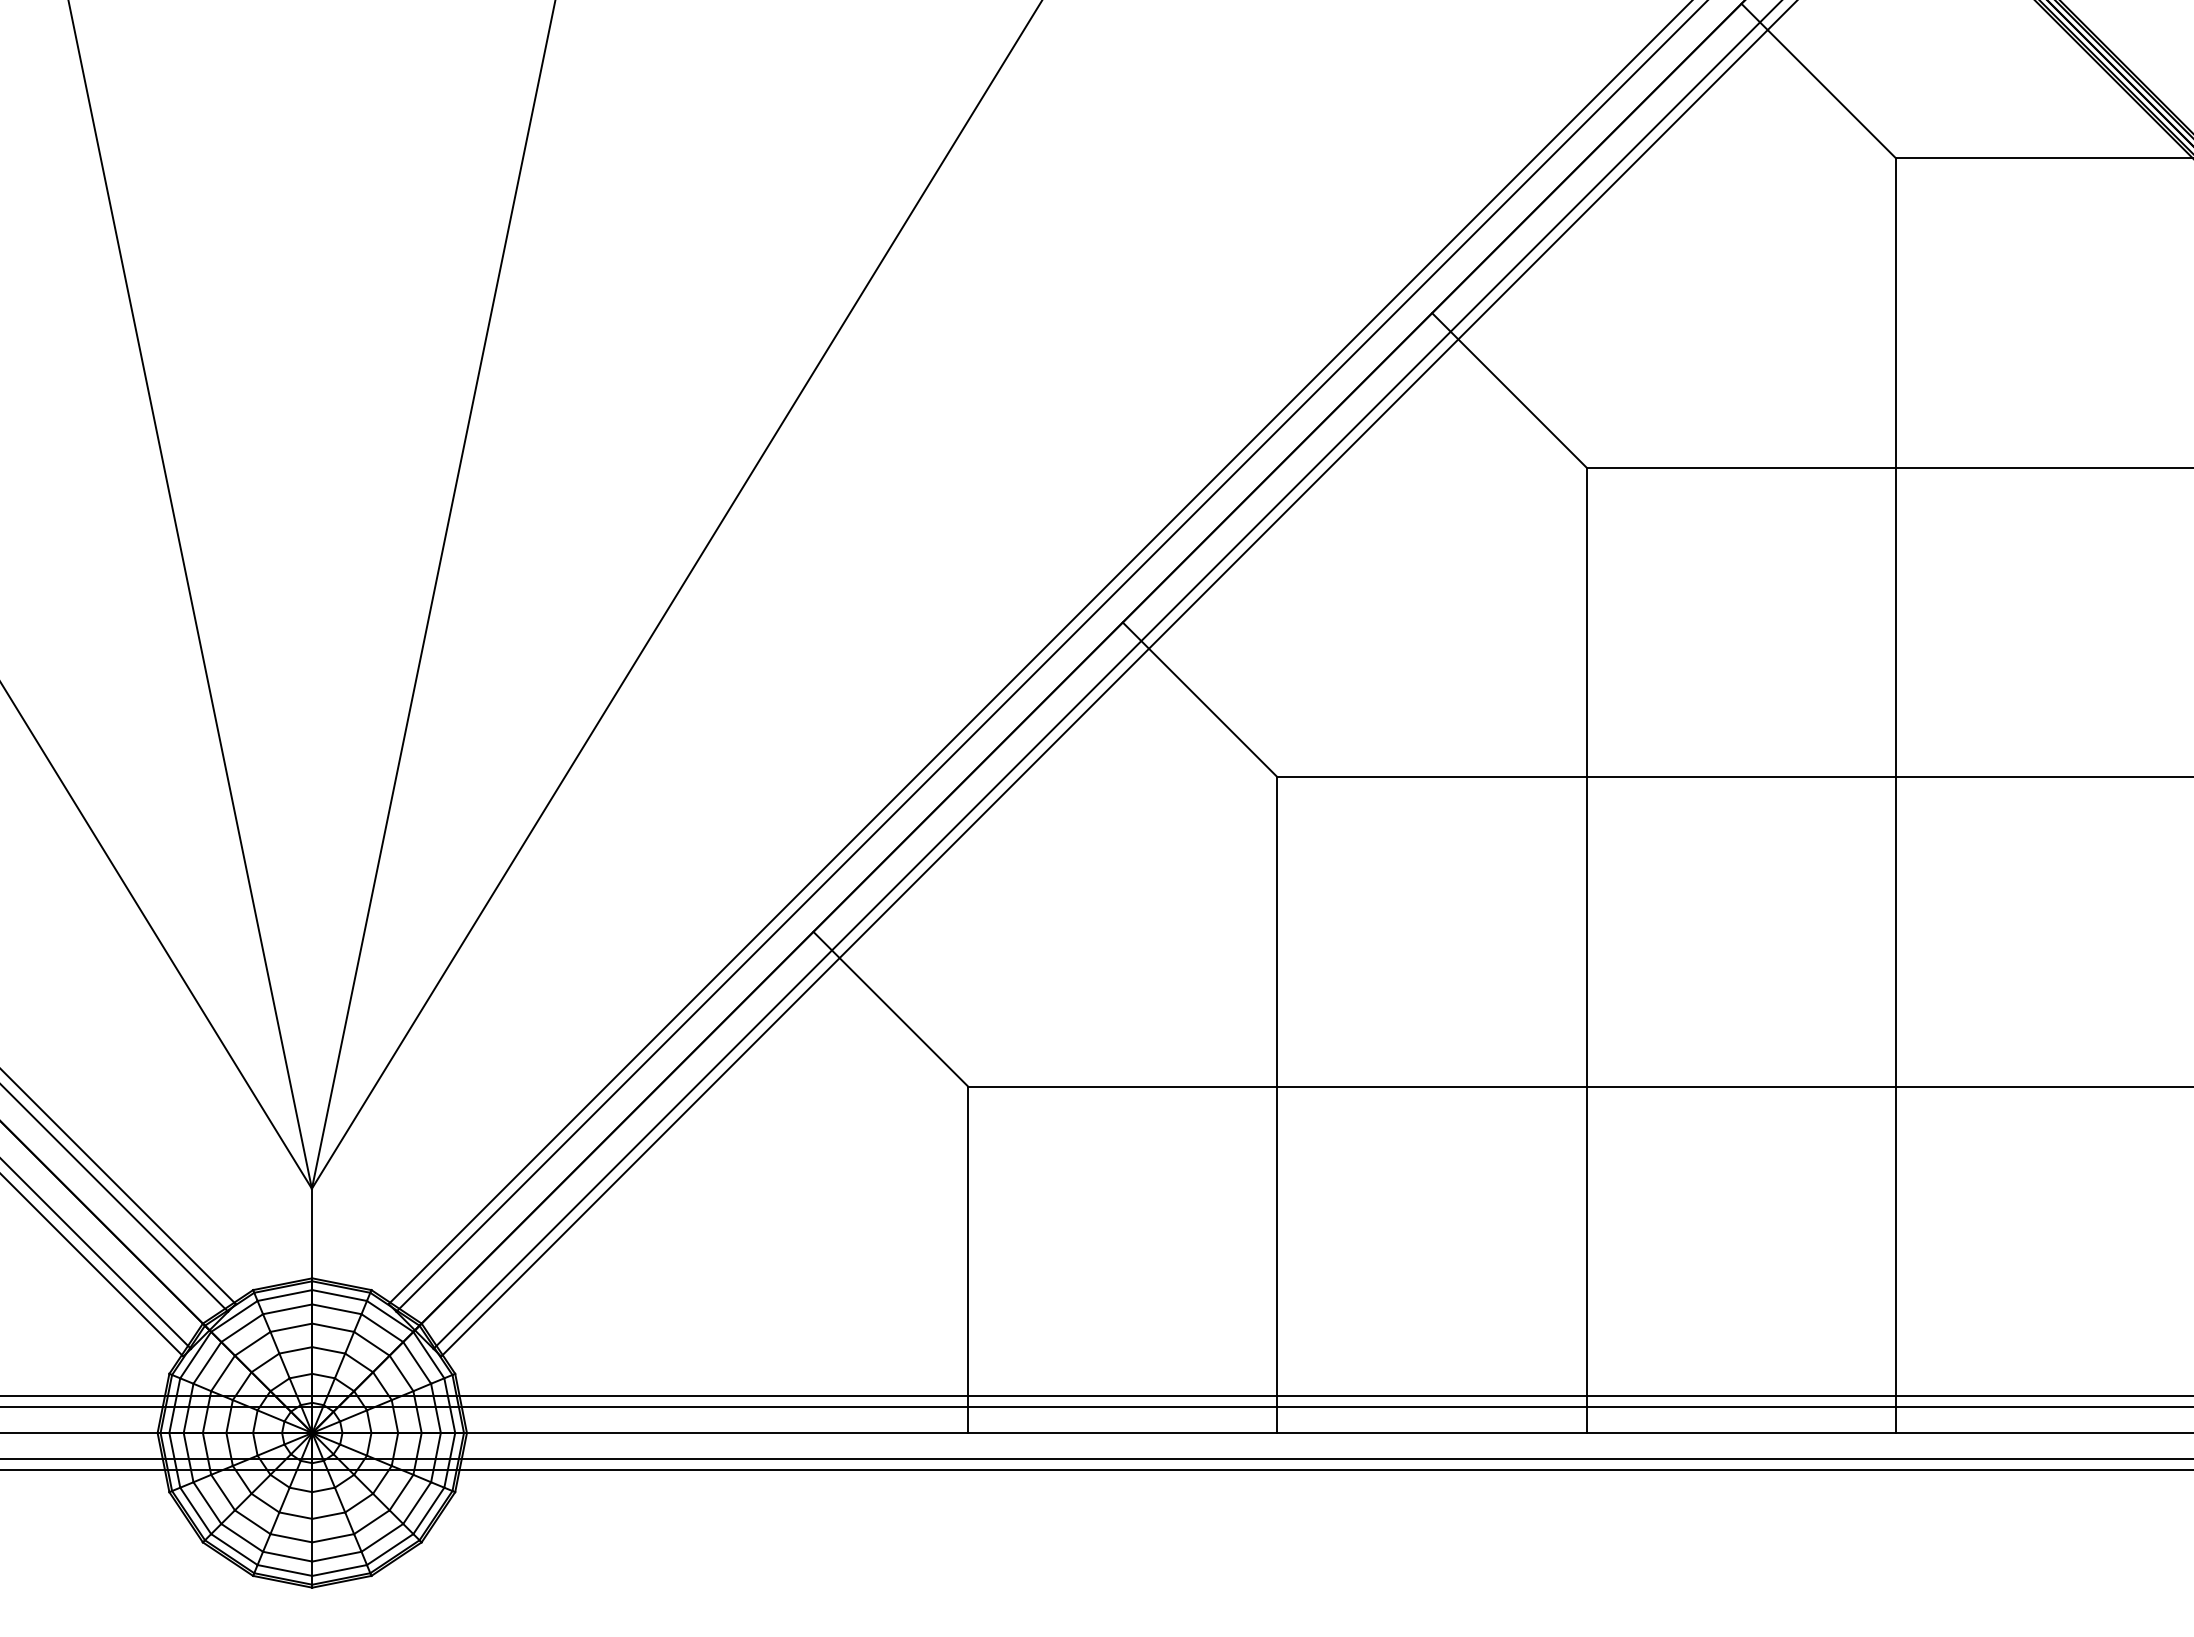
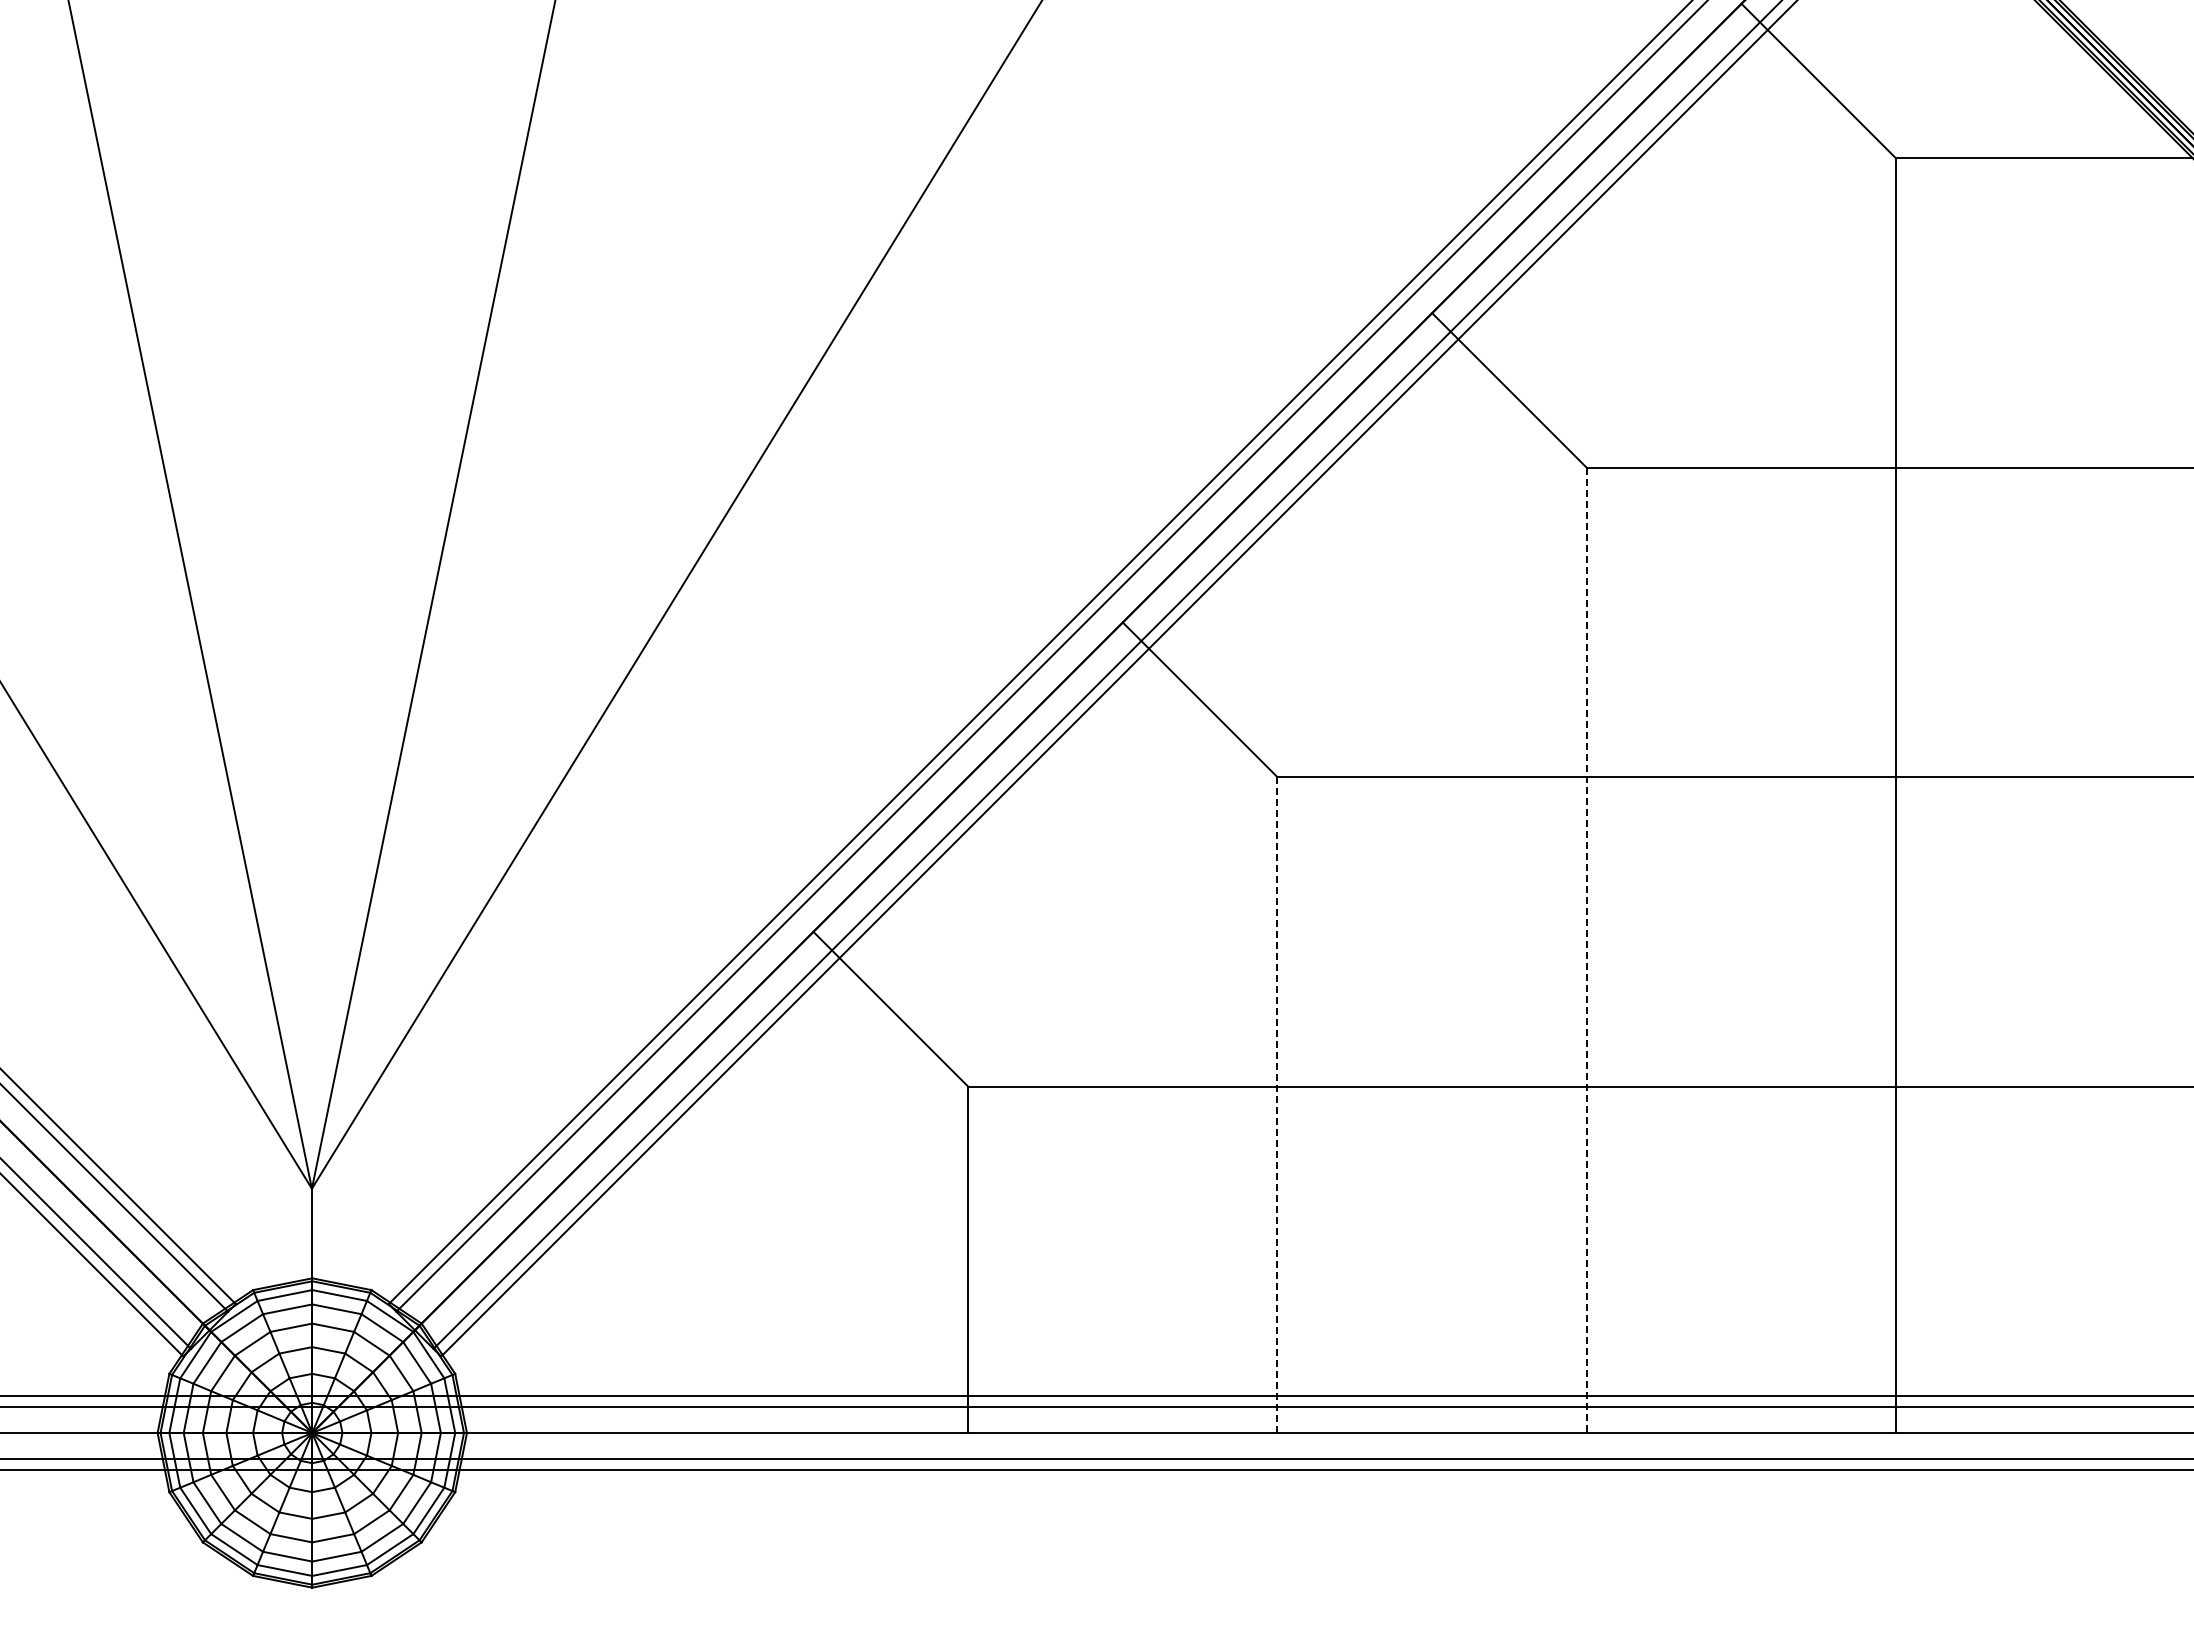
line: solid -> dashed (1586, 950)
line: solid -> dashed (1277, 1105)
